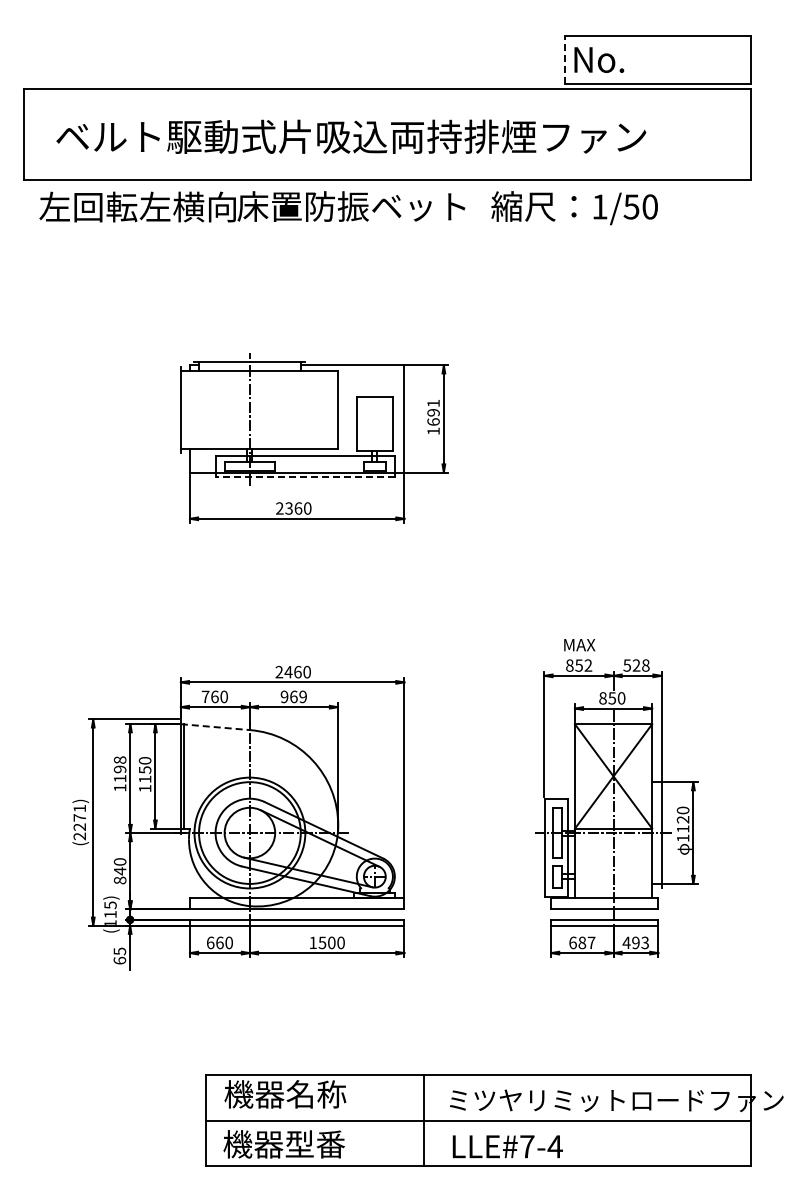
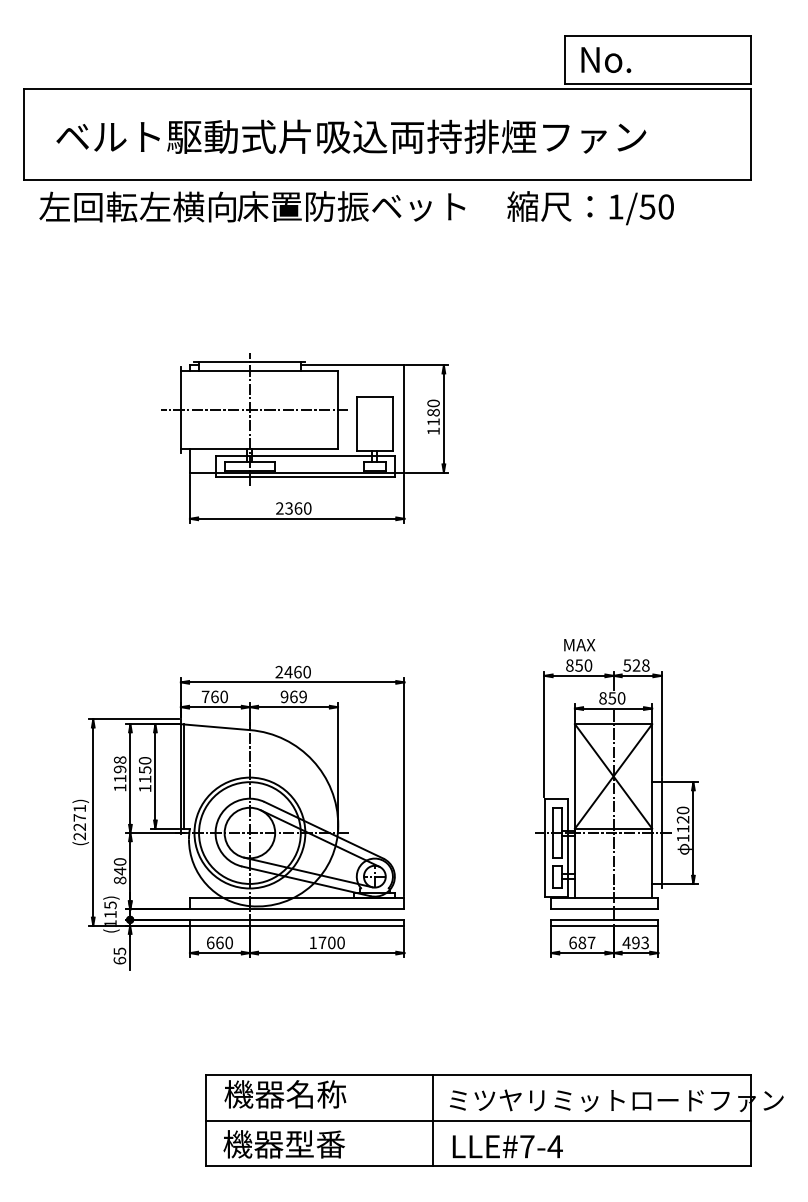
text position: (599, 59) -> (606, 59) (606, 59)
line: dashed -> solid (565, 60)
text position: (574, 208) -> (590, 208) (590, 208)
line: none -> present (254, 410)
text: 1691 -> 1180 (433, 412)
line: dashed -> solid (305, 477)
text: 852 -> 850 (588, 665)
line: dashed -> solid (215, 727)
text: 1500 -> 1700 (322, 942)
line position: (424, 1120) -> (433, 1120) (433, 1120)
